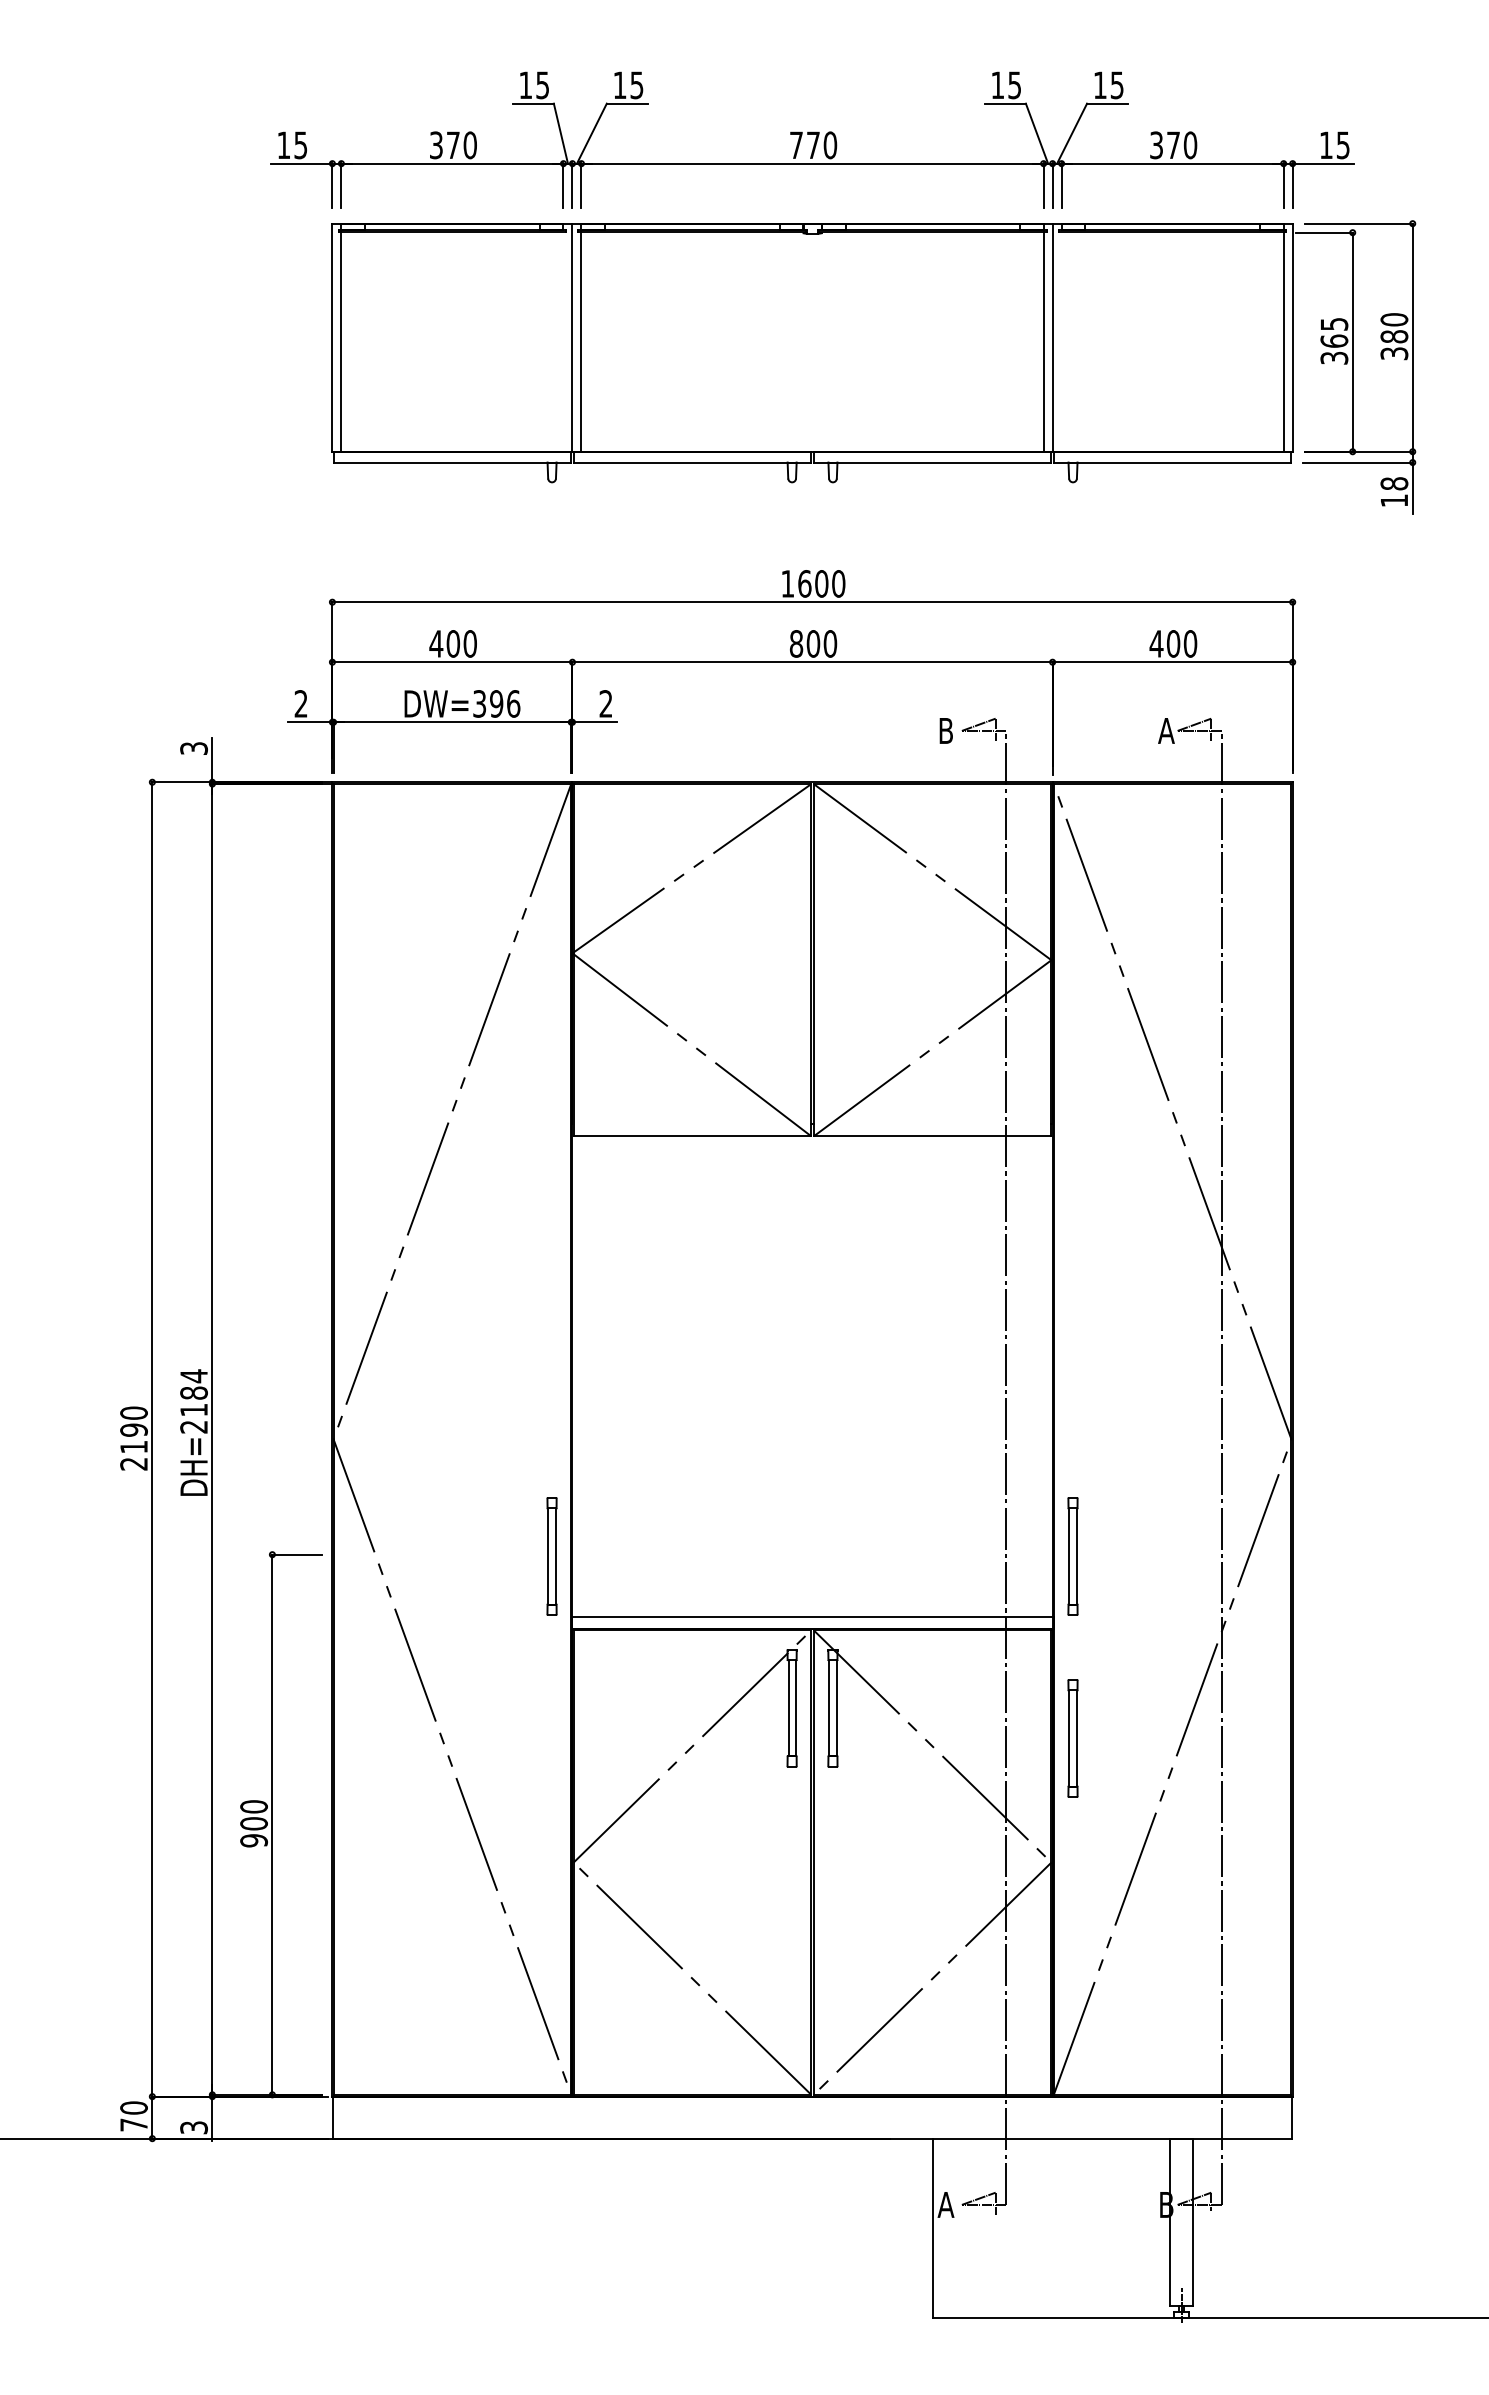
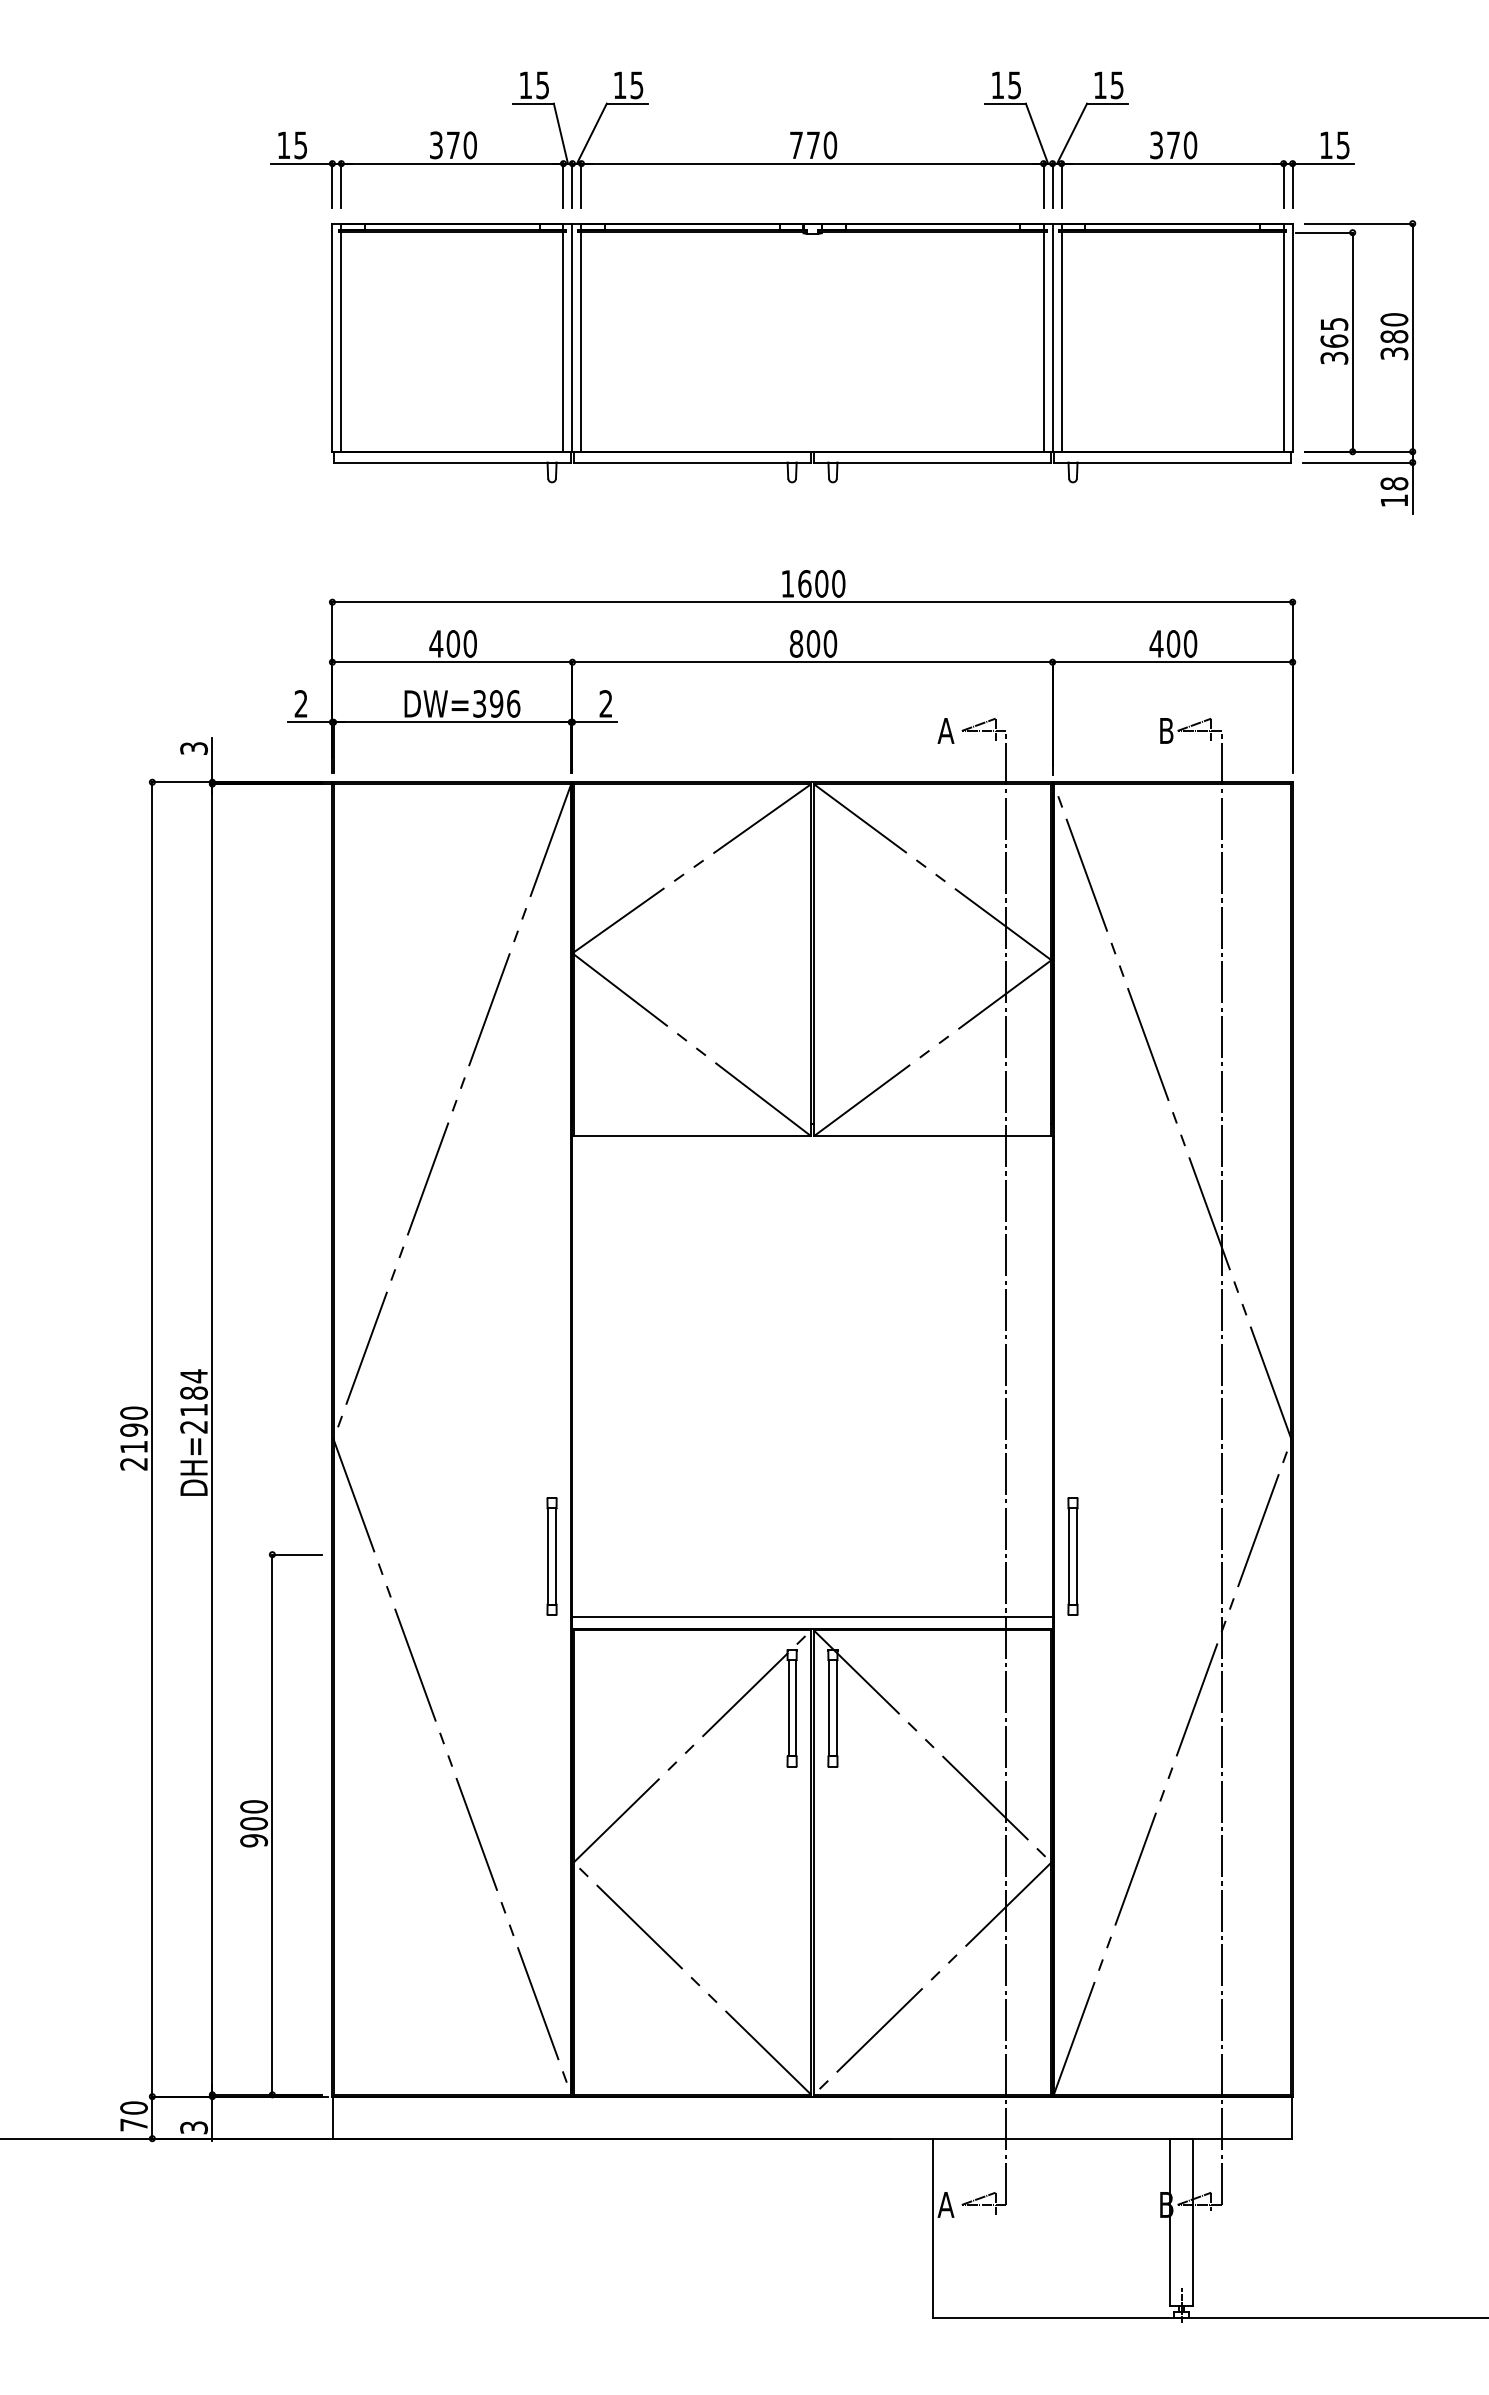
line: none -> present (563, 341)
line: none -> present (1061, 341)
text: B -> A (945, 730)
text: A -> B (1166, 730)
part: present -> none (1072, 1738)
